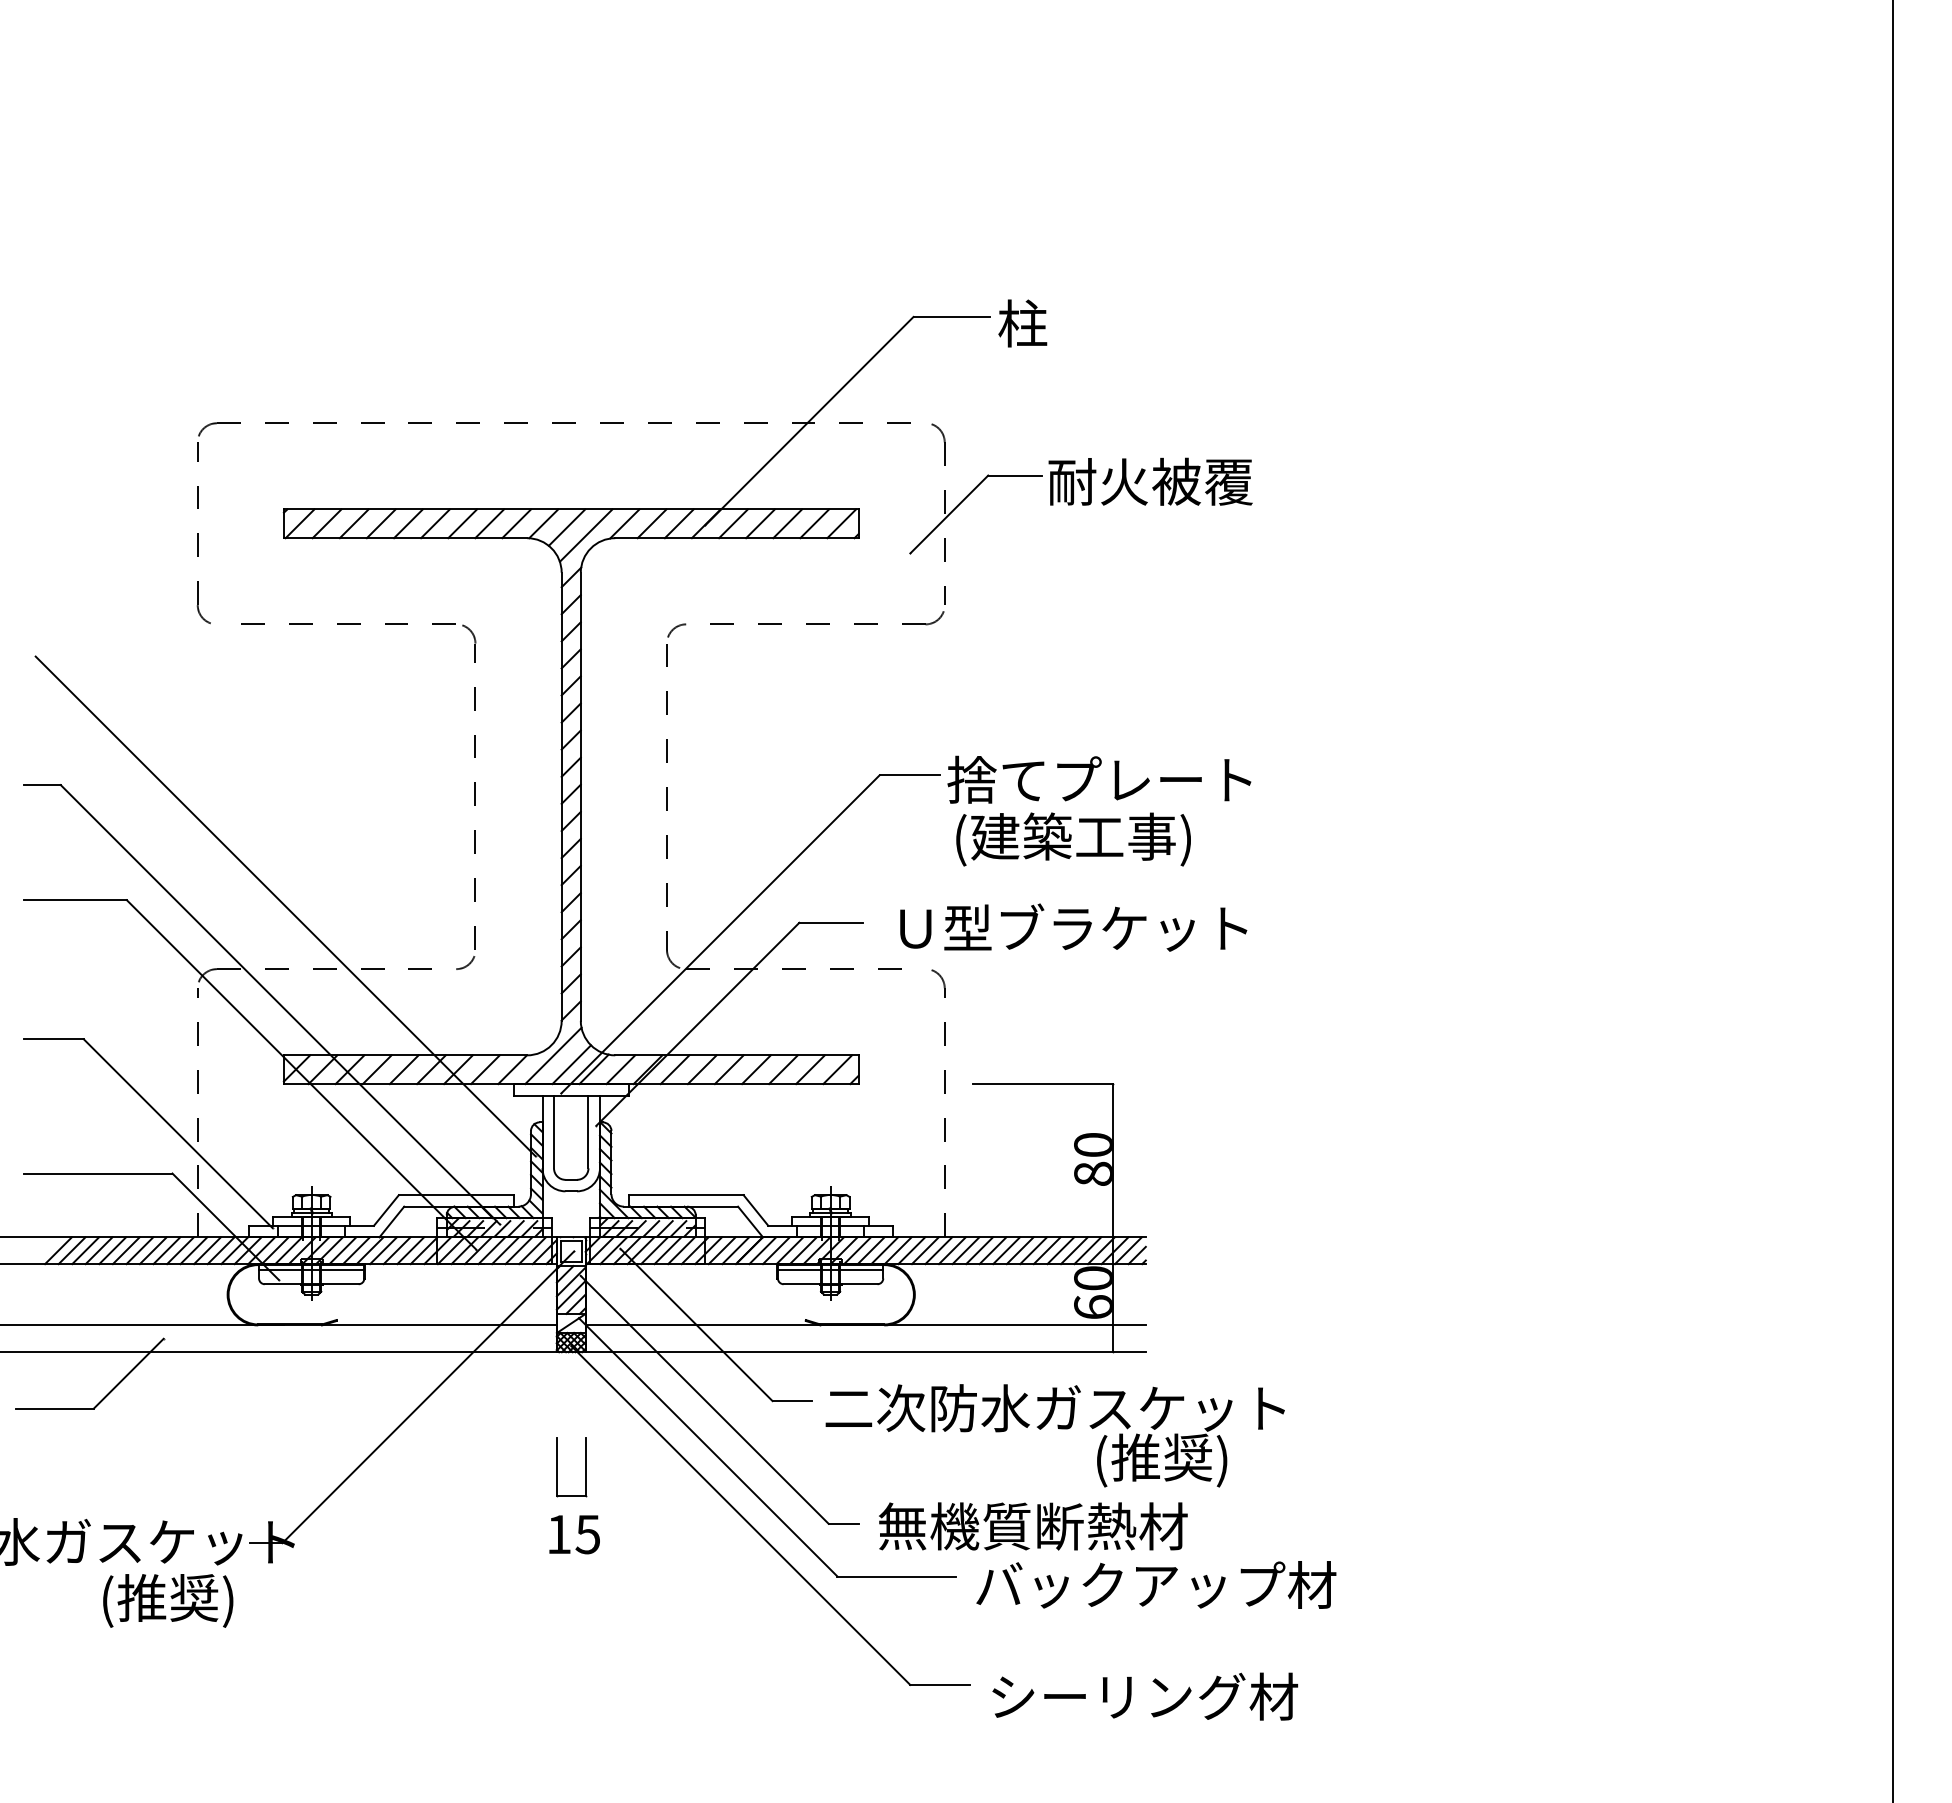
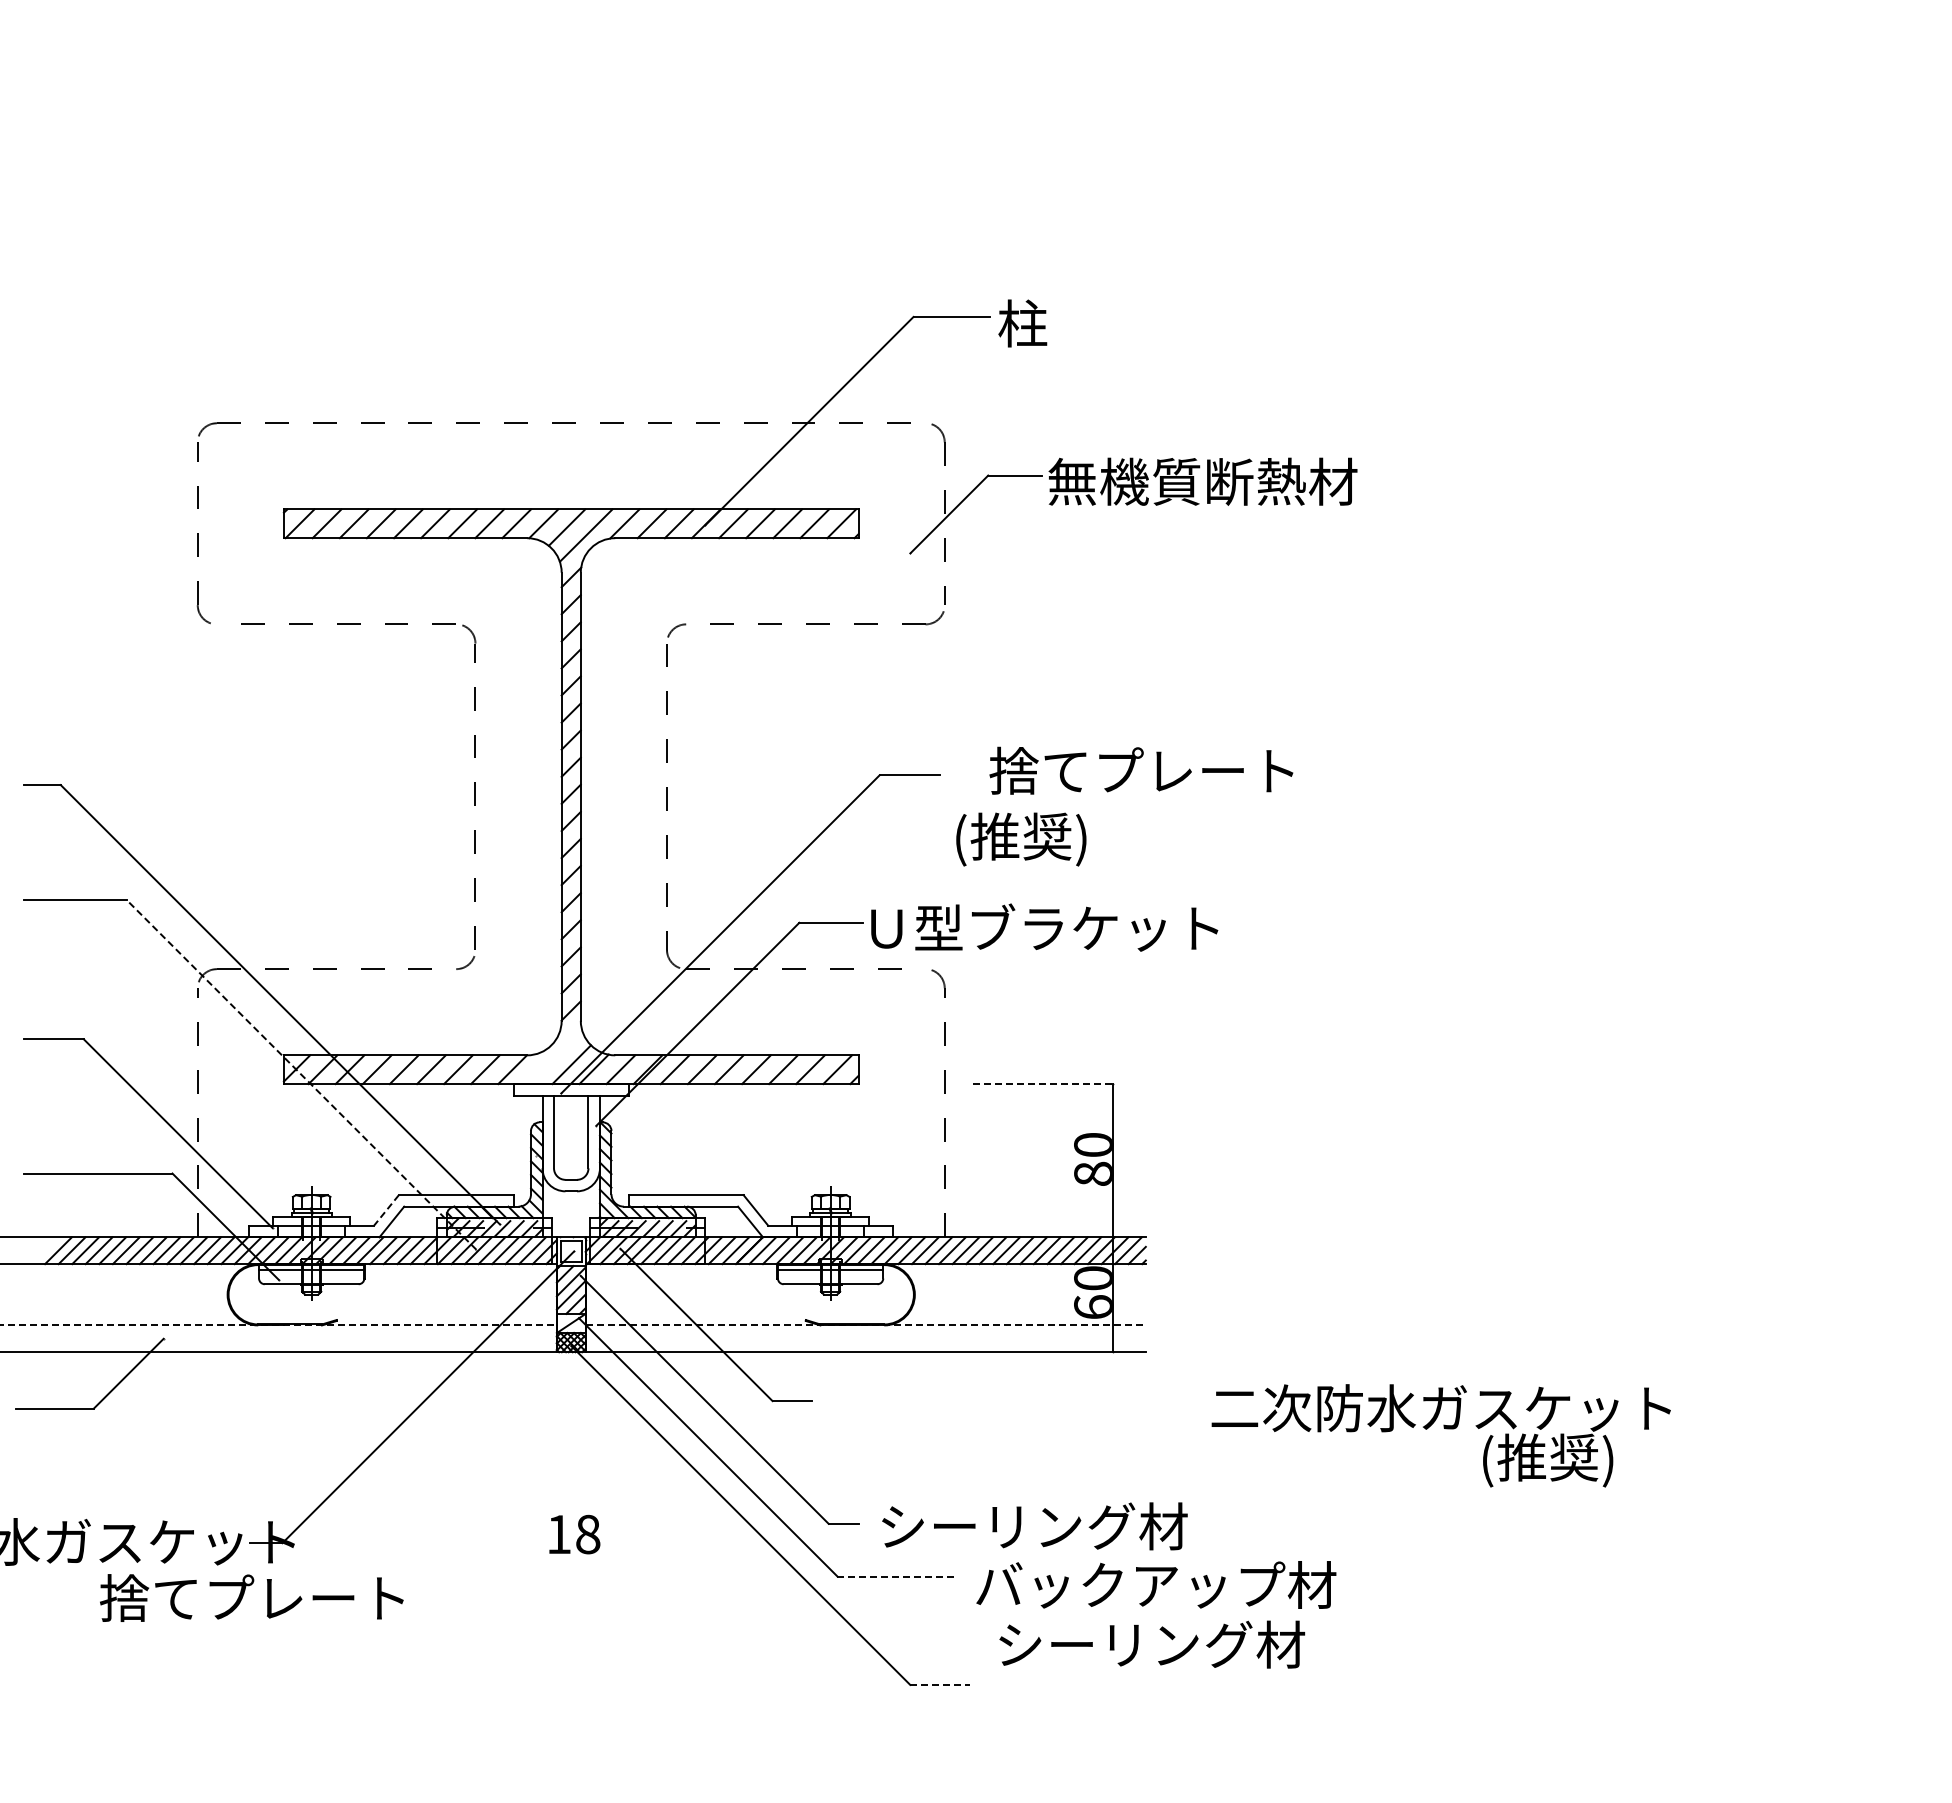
text: 耐火被覆 -> 無機質断熱材 (1202, 481)
text position: (1099, 779) -> (1141, 770) (1141, 770)
text: (建築工事) -> (推奨) (1080, 839)
line: present -> none (1893, 900)
line: present -> none (285, 906)
text position: (1073, 927) -> (1044, 927) (1044, 927)
line: present -> none (553, 1055)
line: solid -> dashed (301, 1074)
line: solid -> dashed (1043, 1084)
line: solid -> dashed (386, 1210)
line: solid -> dashed (279, 1325)
line: solid -> dashed (866, 1325)
text position: (1054, 1435) -> (1440, 1435) (1440, 1435)
part: present -> none (557, 1467)
text: 無機質断熱材 -> シーリング材 (1007, 1526)
text: 15 -> 18 (587, 1534)
line: solid -> dashed (897, 1576)
text: (推奨) -> 捨てプレート (251, 1600)
line: solid -> dashed (940, 1684)
text position: (1145, 1696) -> (1152, 1644) (1152, 1644)
